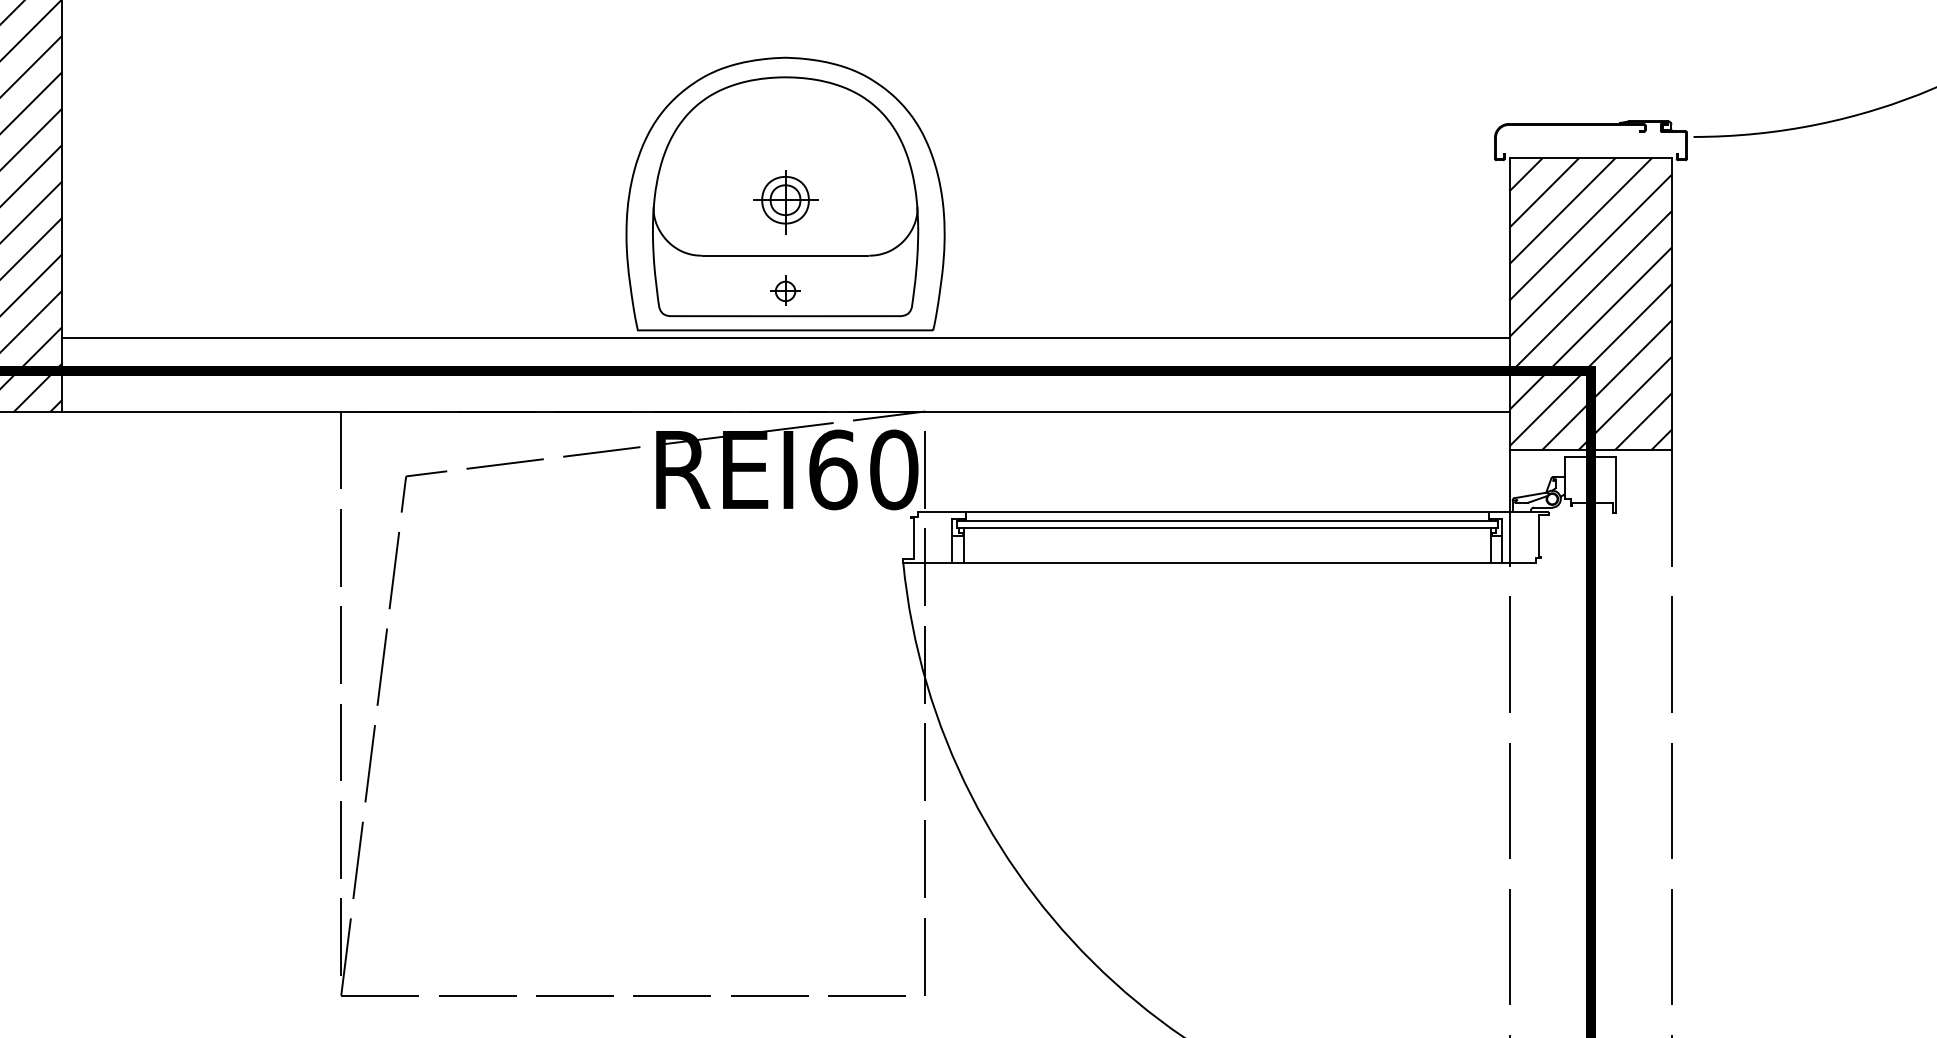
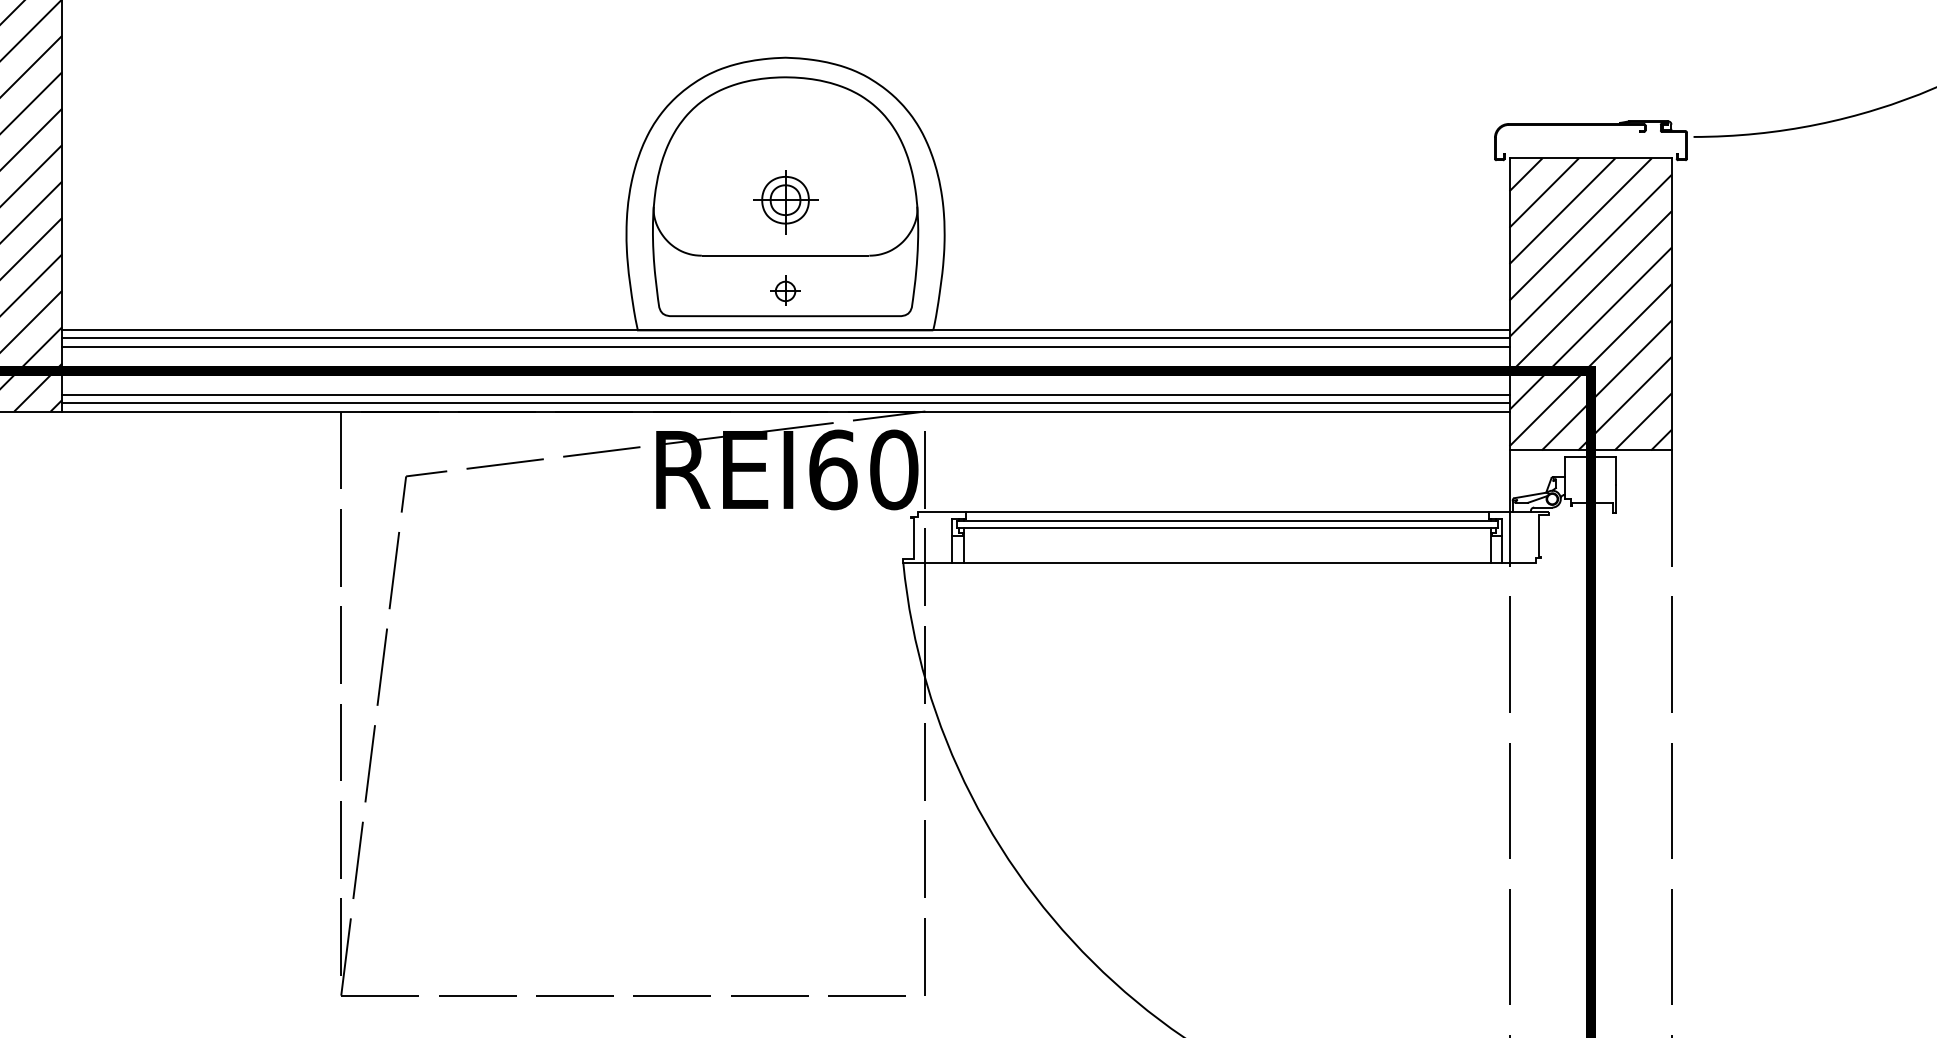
line: none -> present (785, 330)
line: none -> present (785, 346)
line: none -> present (785, 395)
line: none -> present (785, 403)
